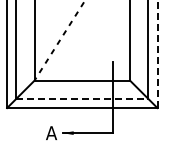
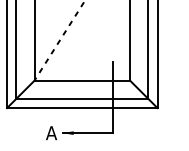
line: dashed -> solid (157, 54)
line: dashed -> solid (82, 98)
